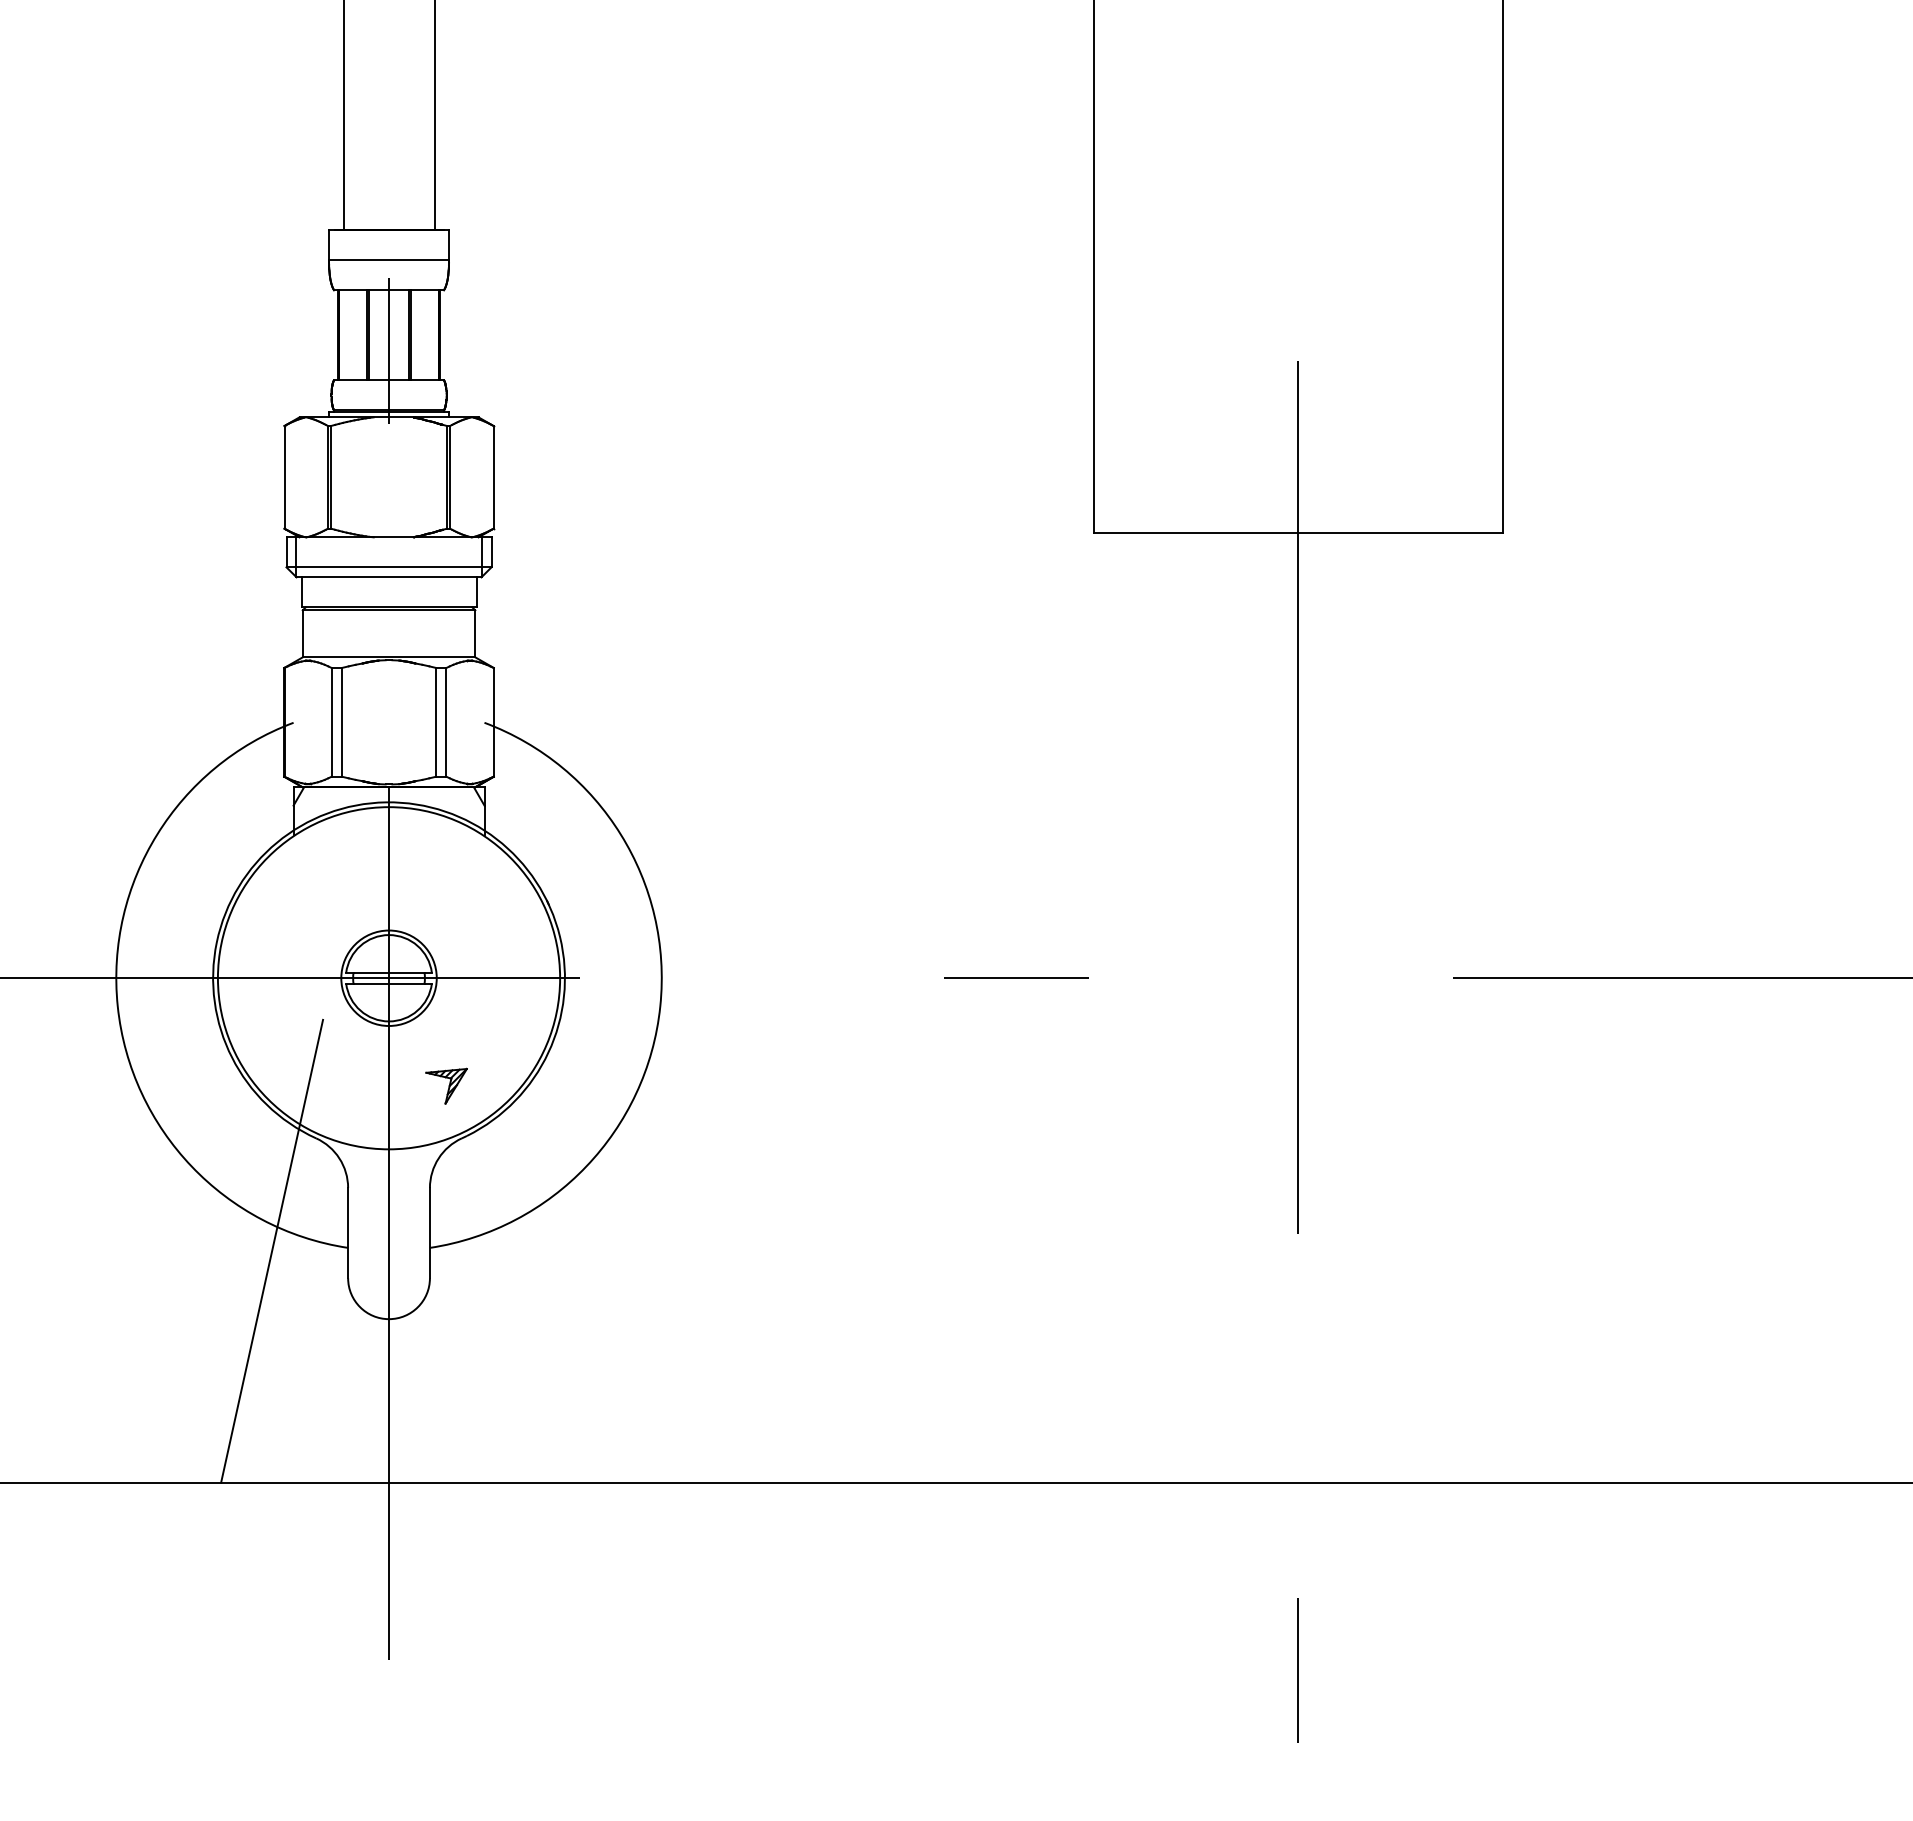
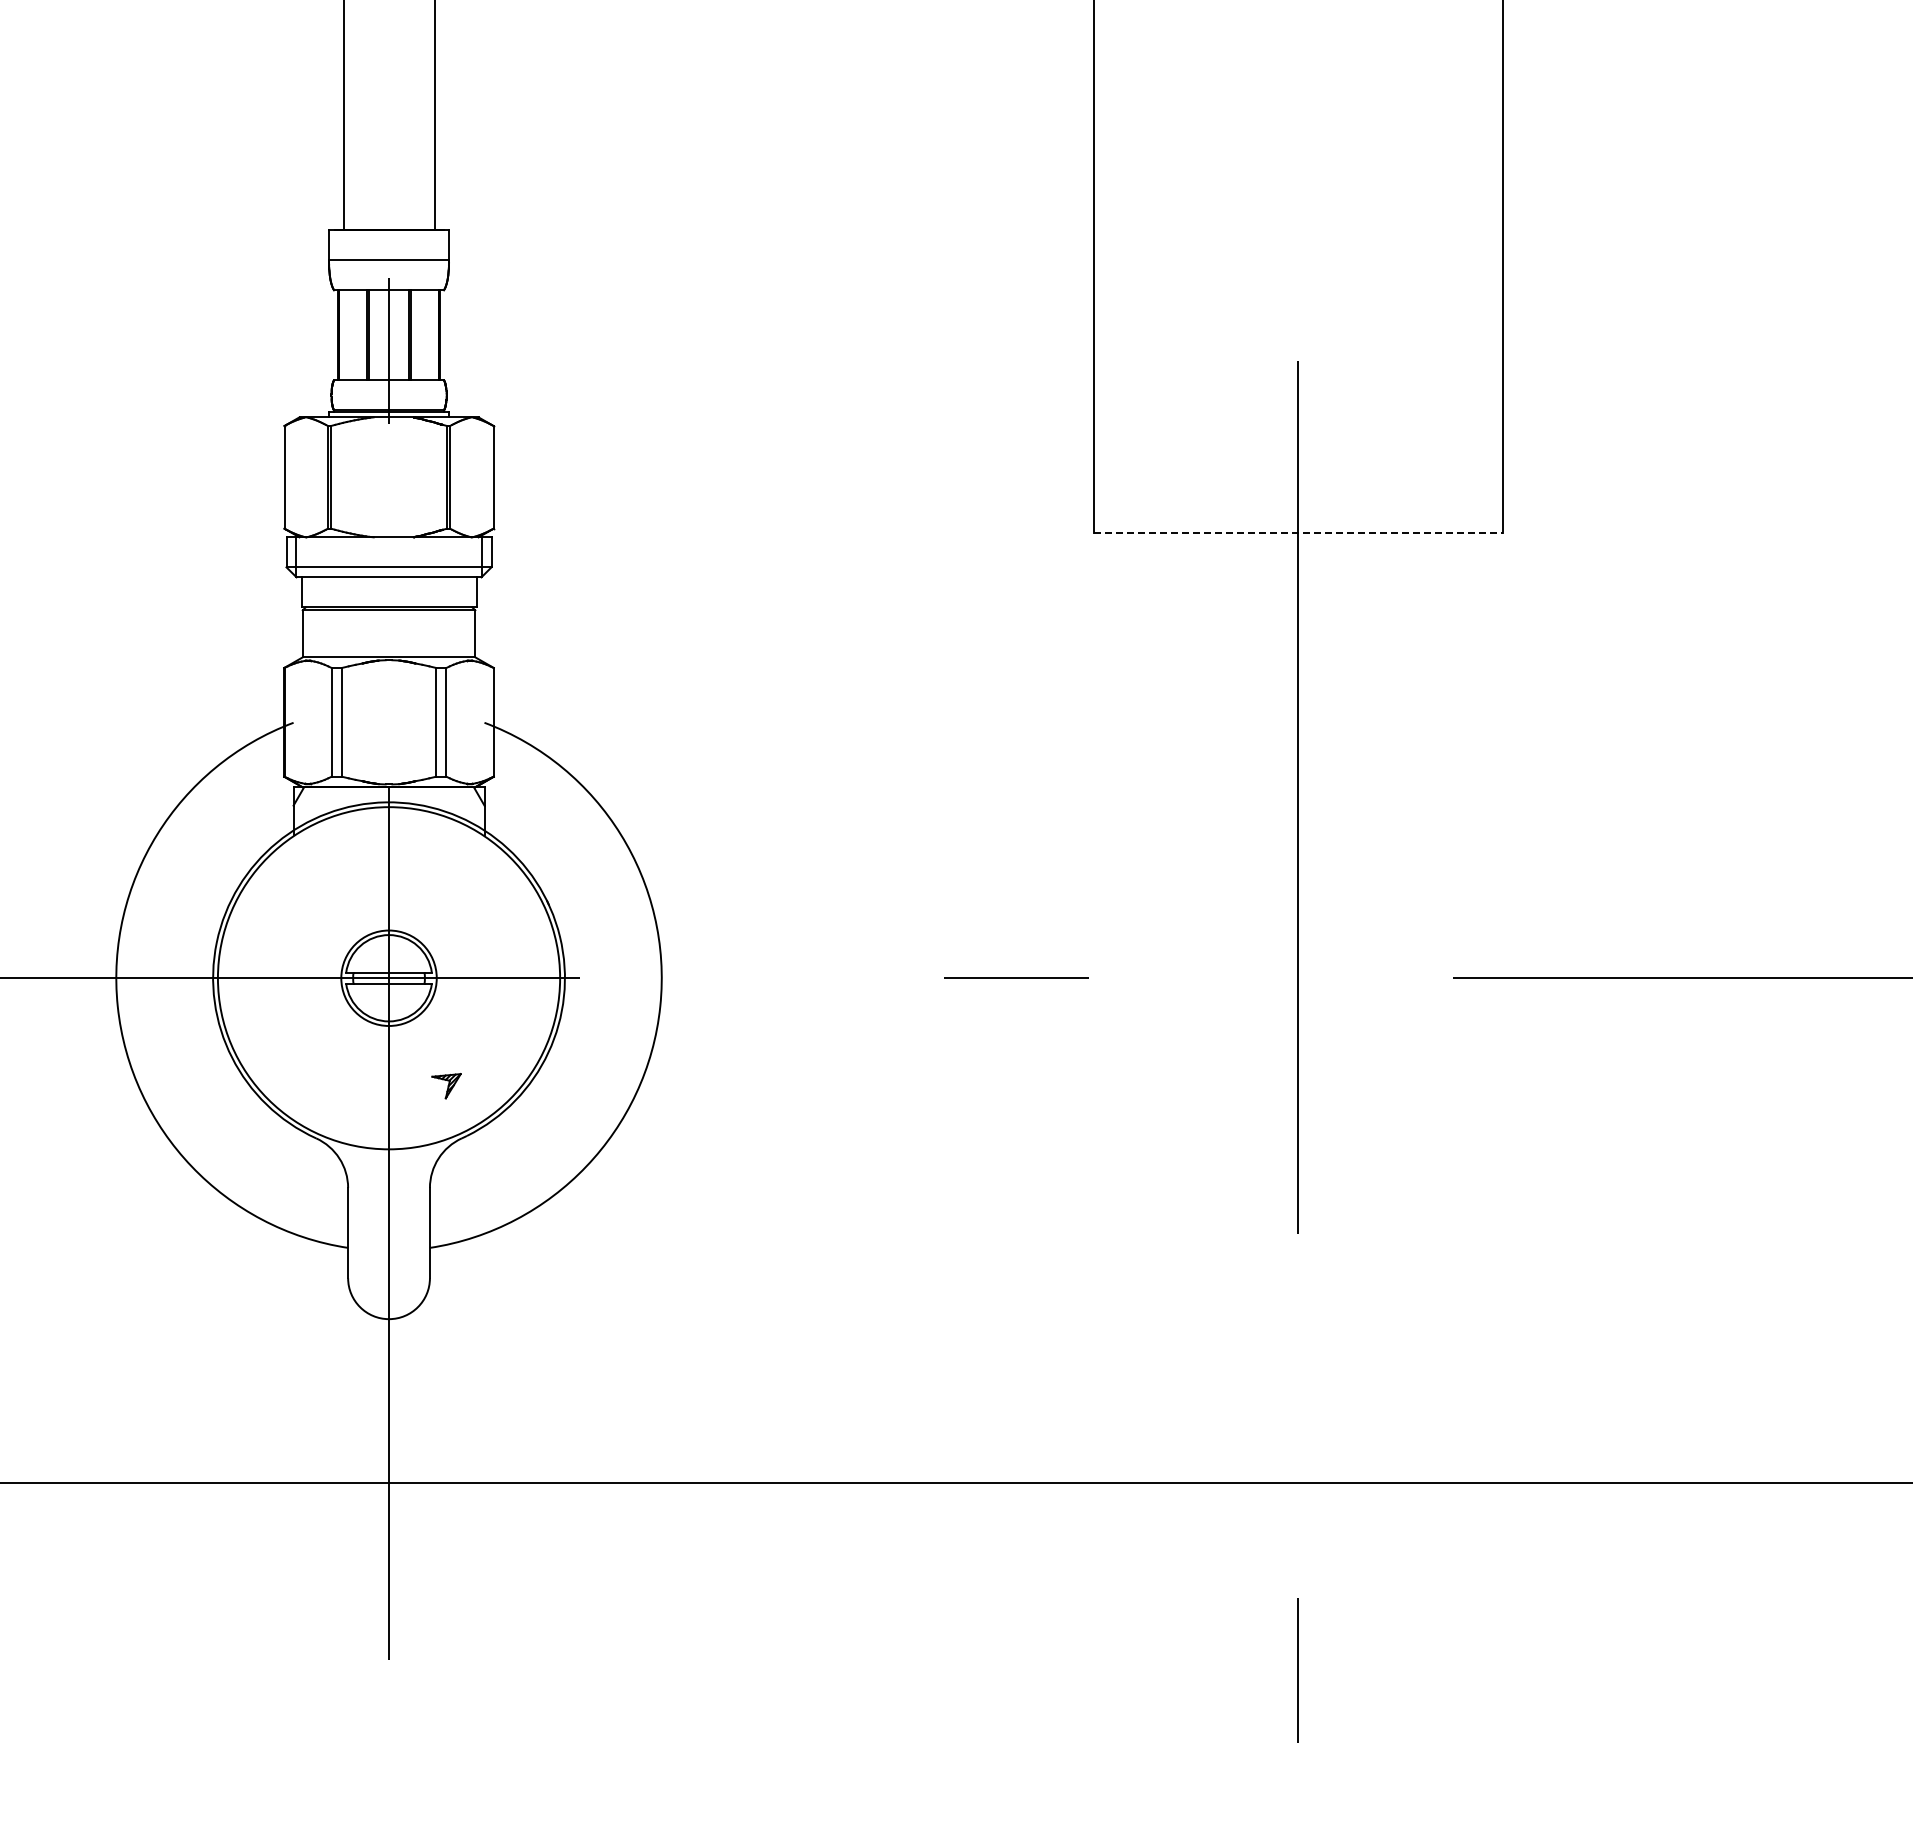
line: solid -> dashed (1298, 532)
part size: 43x38 px -> 31x27 px (446, 1086)
line: present -> none (272, 1250)
